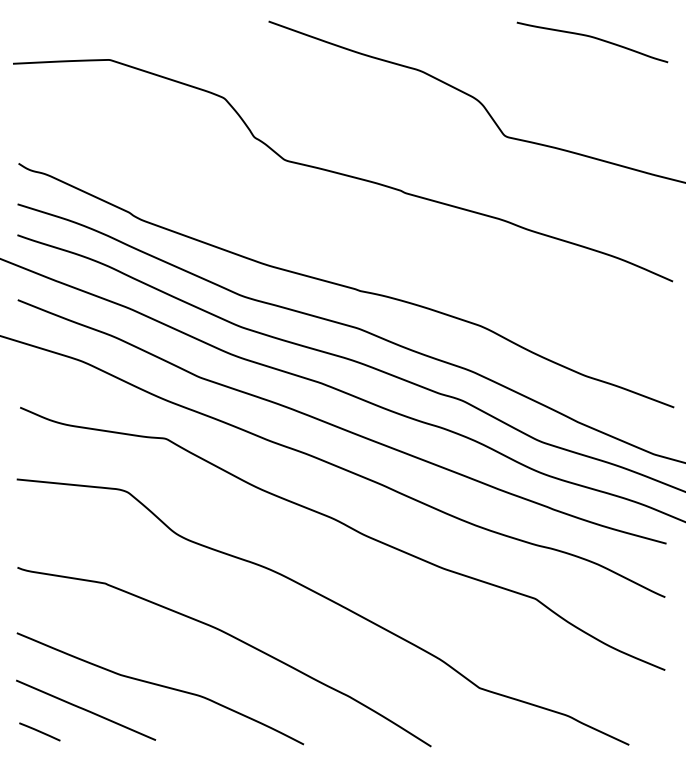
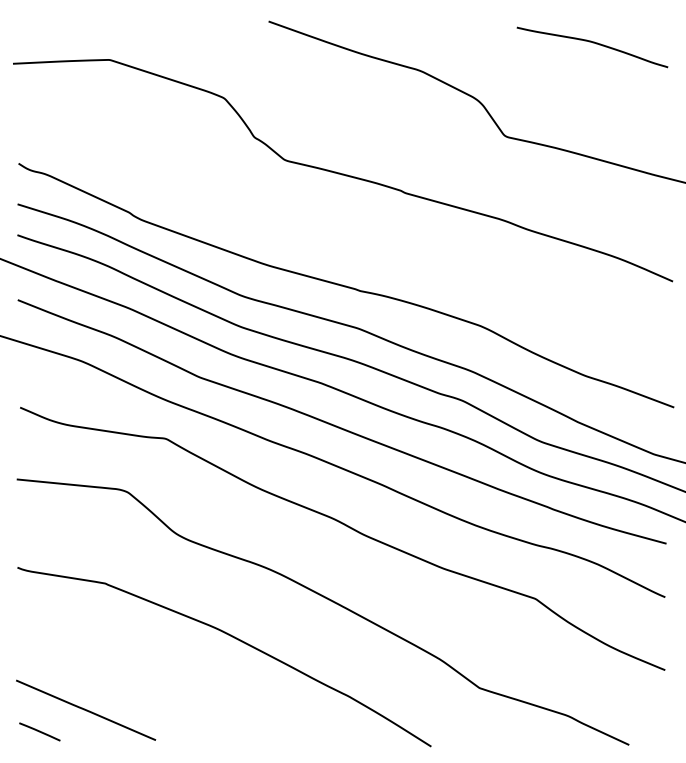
curve position: (592, 38) -> (592, 43) (592, 43)
curve: present -> none (160, 686)
